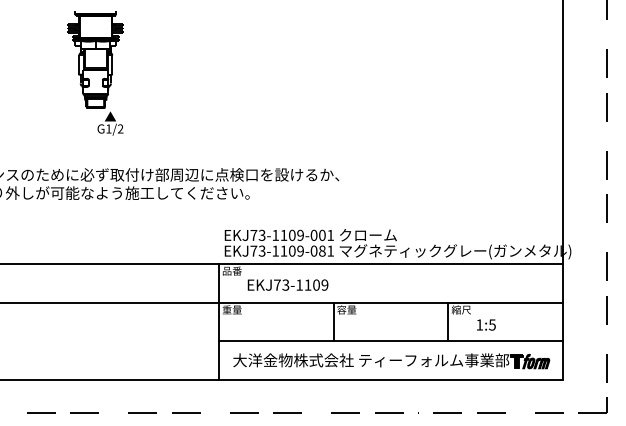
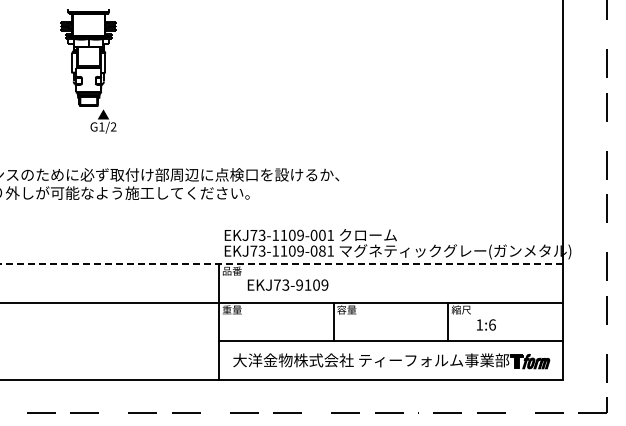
part position: (95, 73) -> (88, 71) (88, 71)
line: solid -> dashed (281, 263)
text: EKJ73-1109 -> EKJ73-9109 (299, 284)
text: 1:5 -> 1:6 (491, 324)
